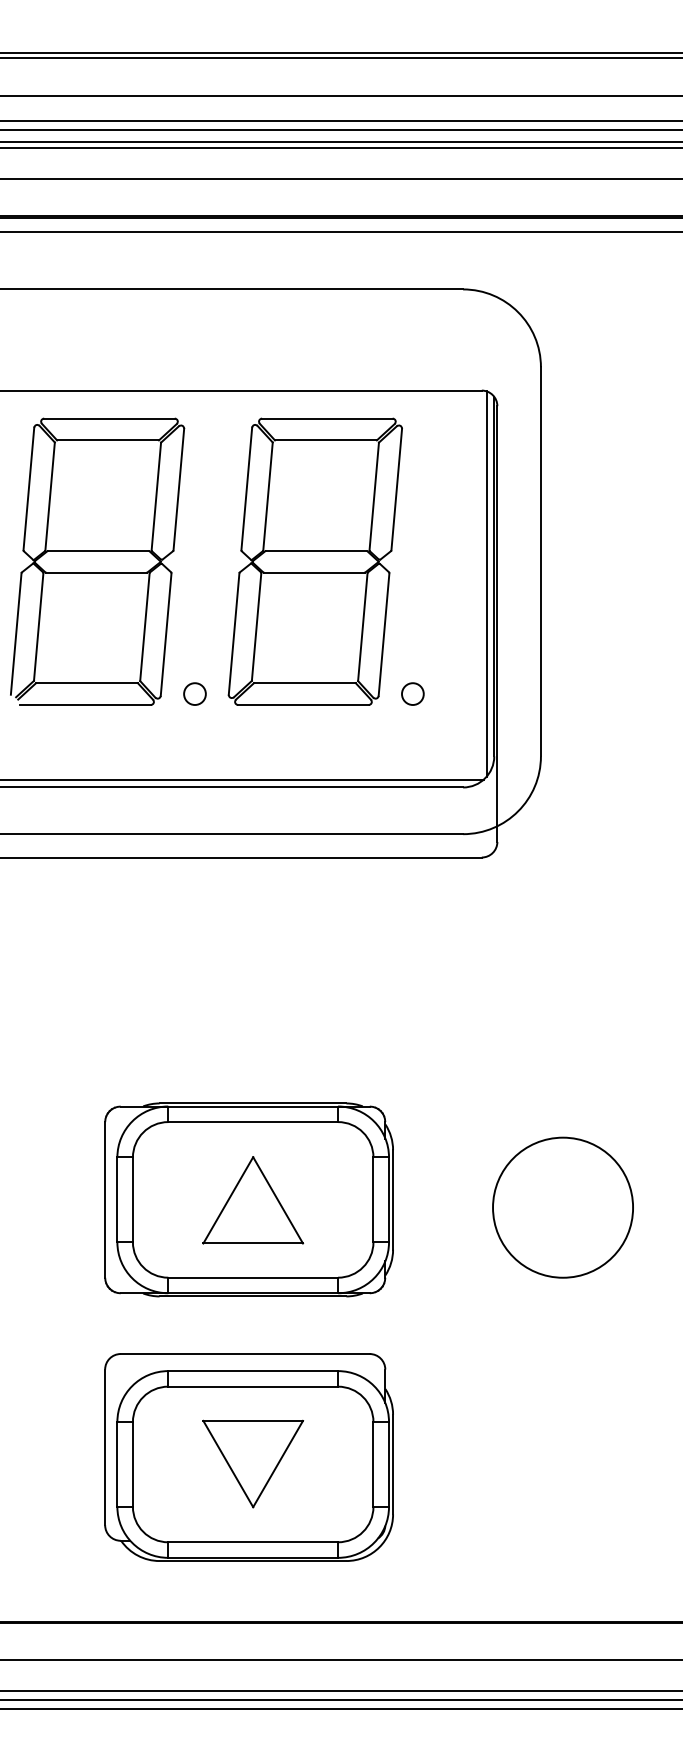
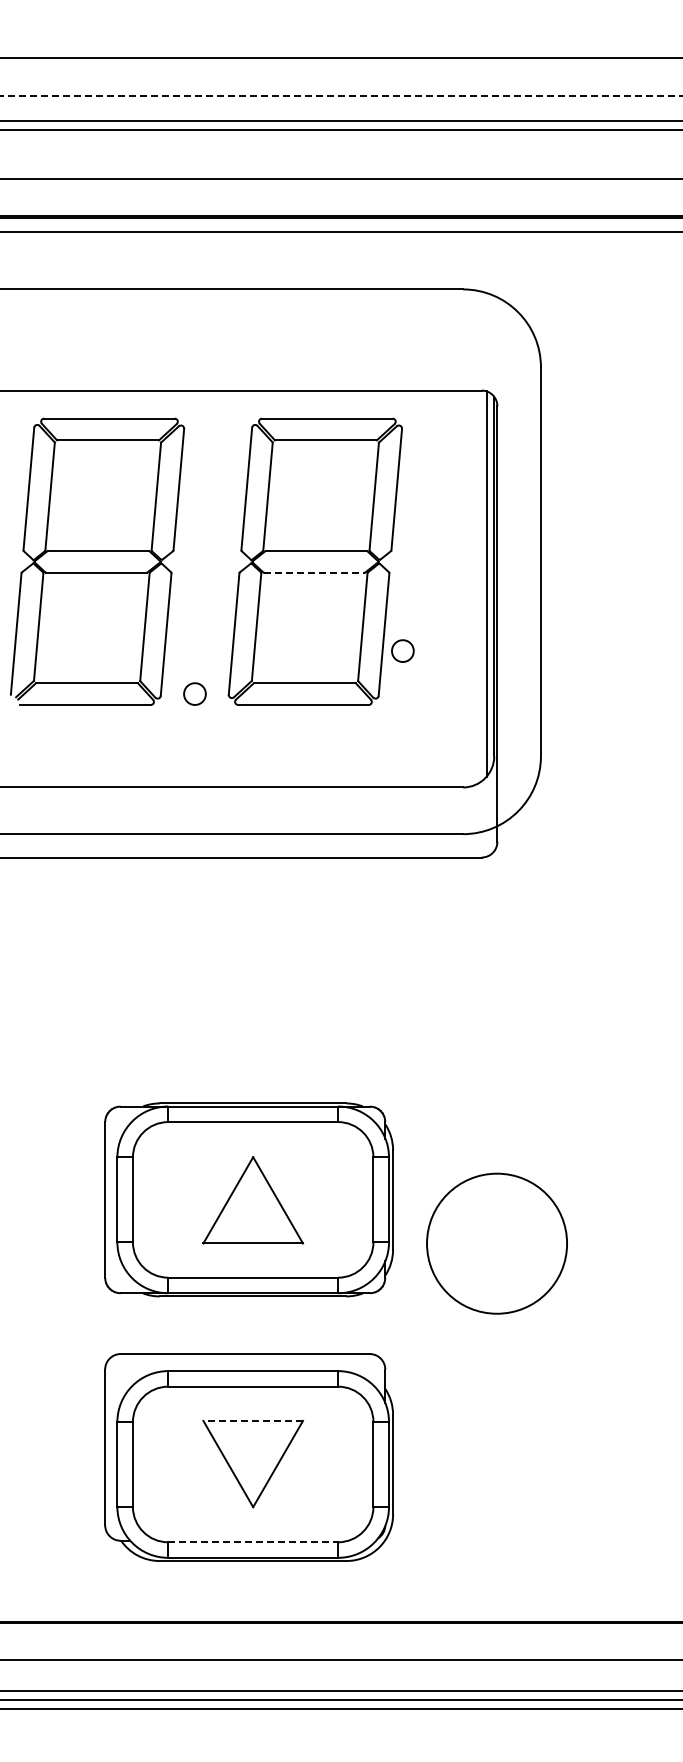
line: present -> none (340, 52)
line: solid -> dashed (341, 95)
line: present -> none (340, 141)
line: present -> none (340, 148)
line: solid -> dashed (314, 572)
circle position: (412, 693) -> (402, 650) (402, 650)
line: present -> none (242, 779)
circle position: (562, 1207) -> (496, 1243) (496, 1243)
line: solid -> dashed (253, 1420)
line: solid -> dashed (253, 1542)
